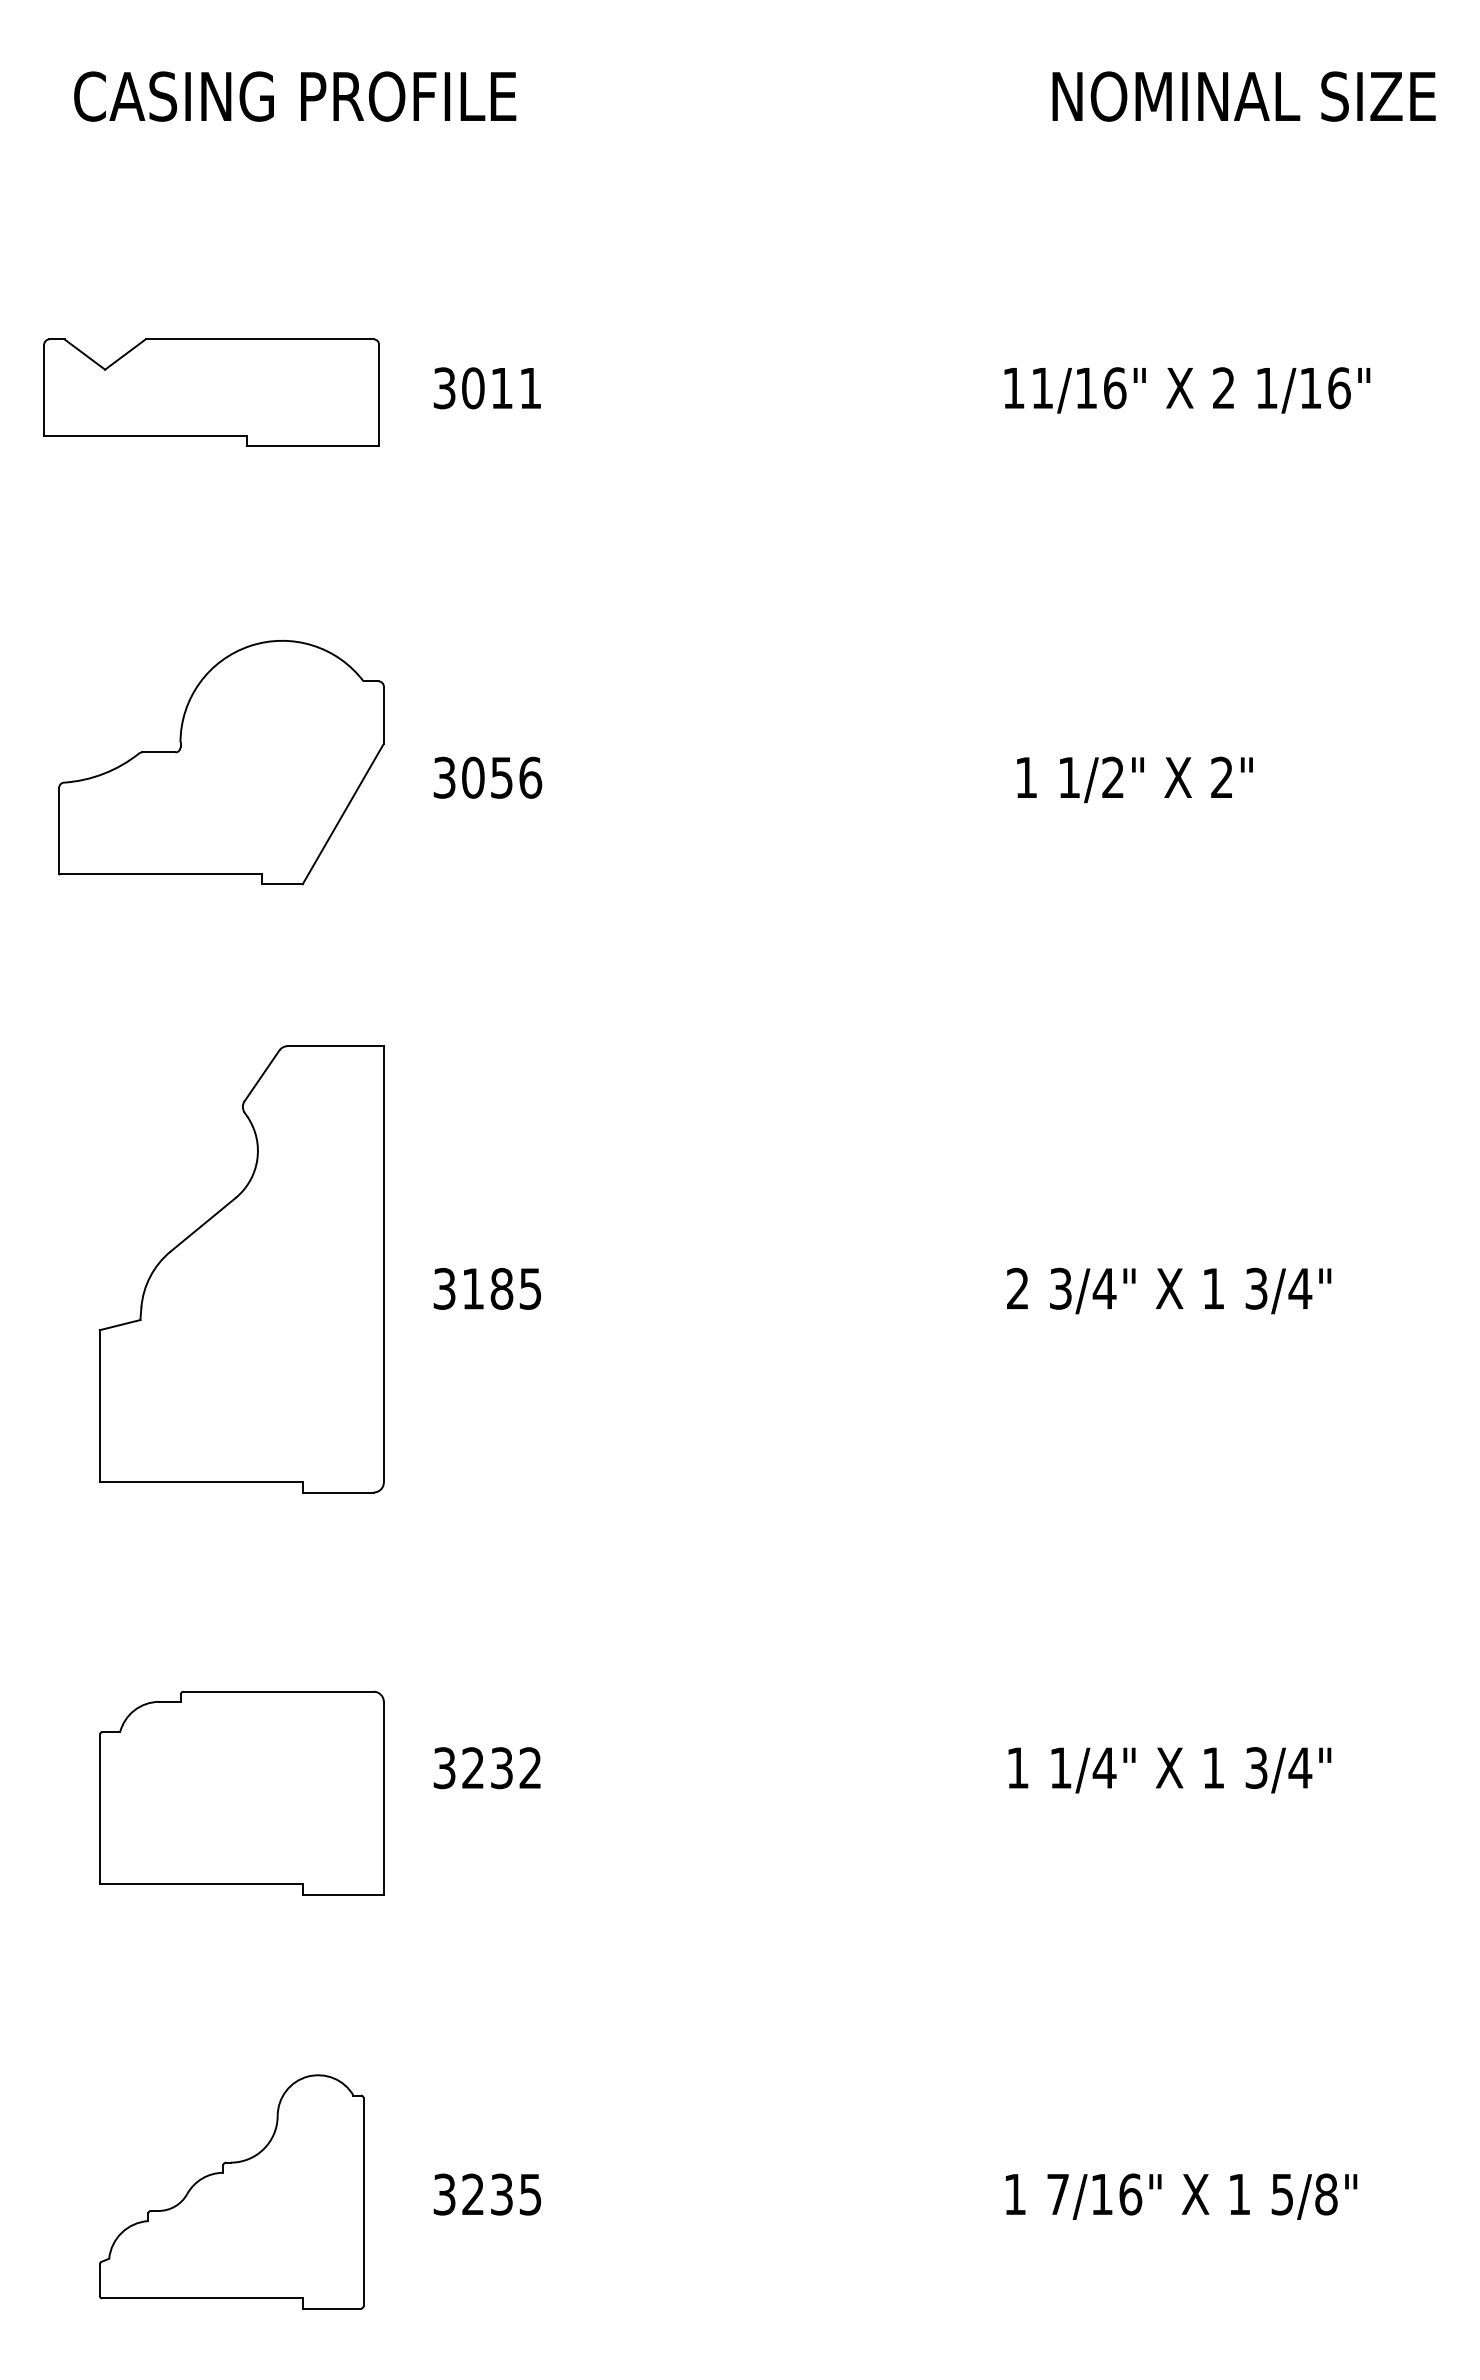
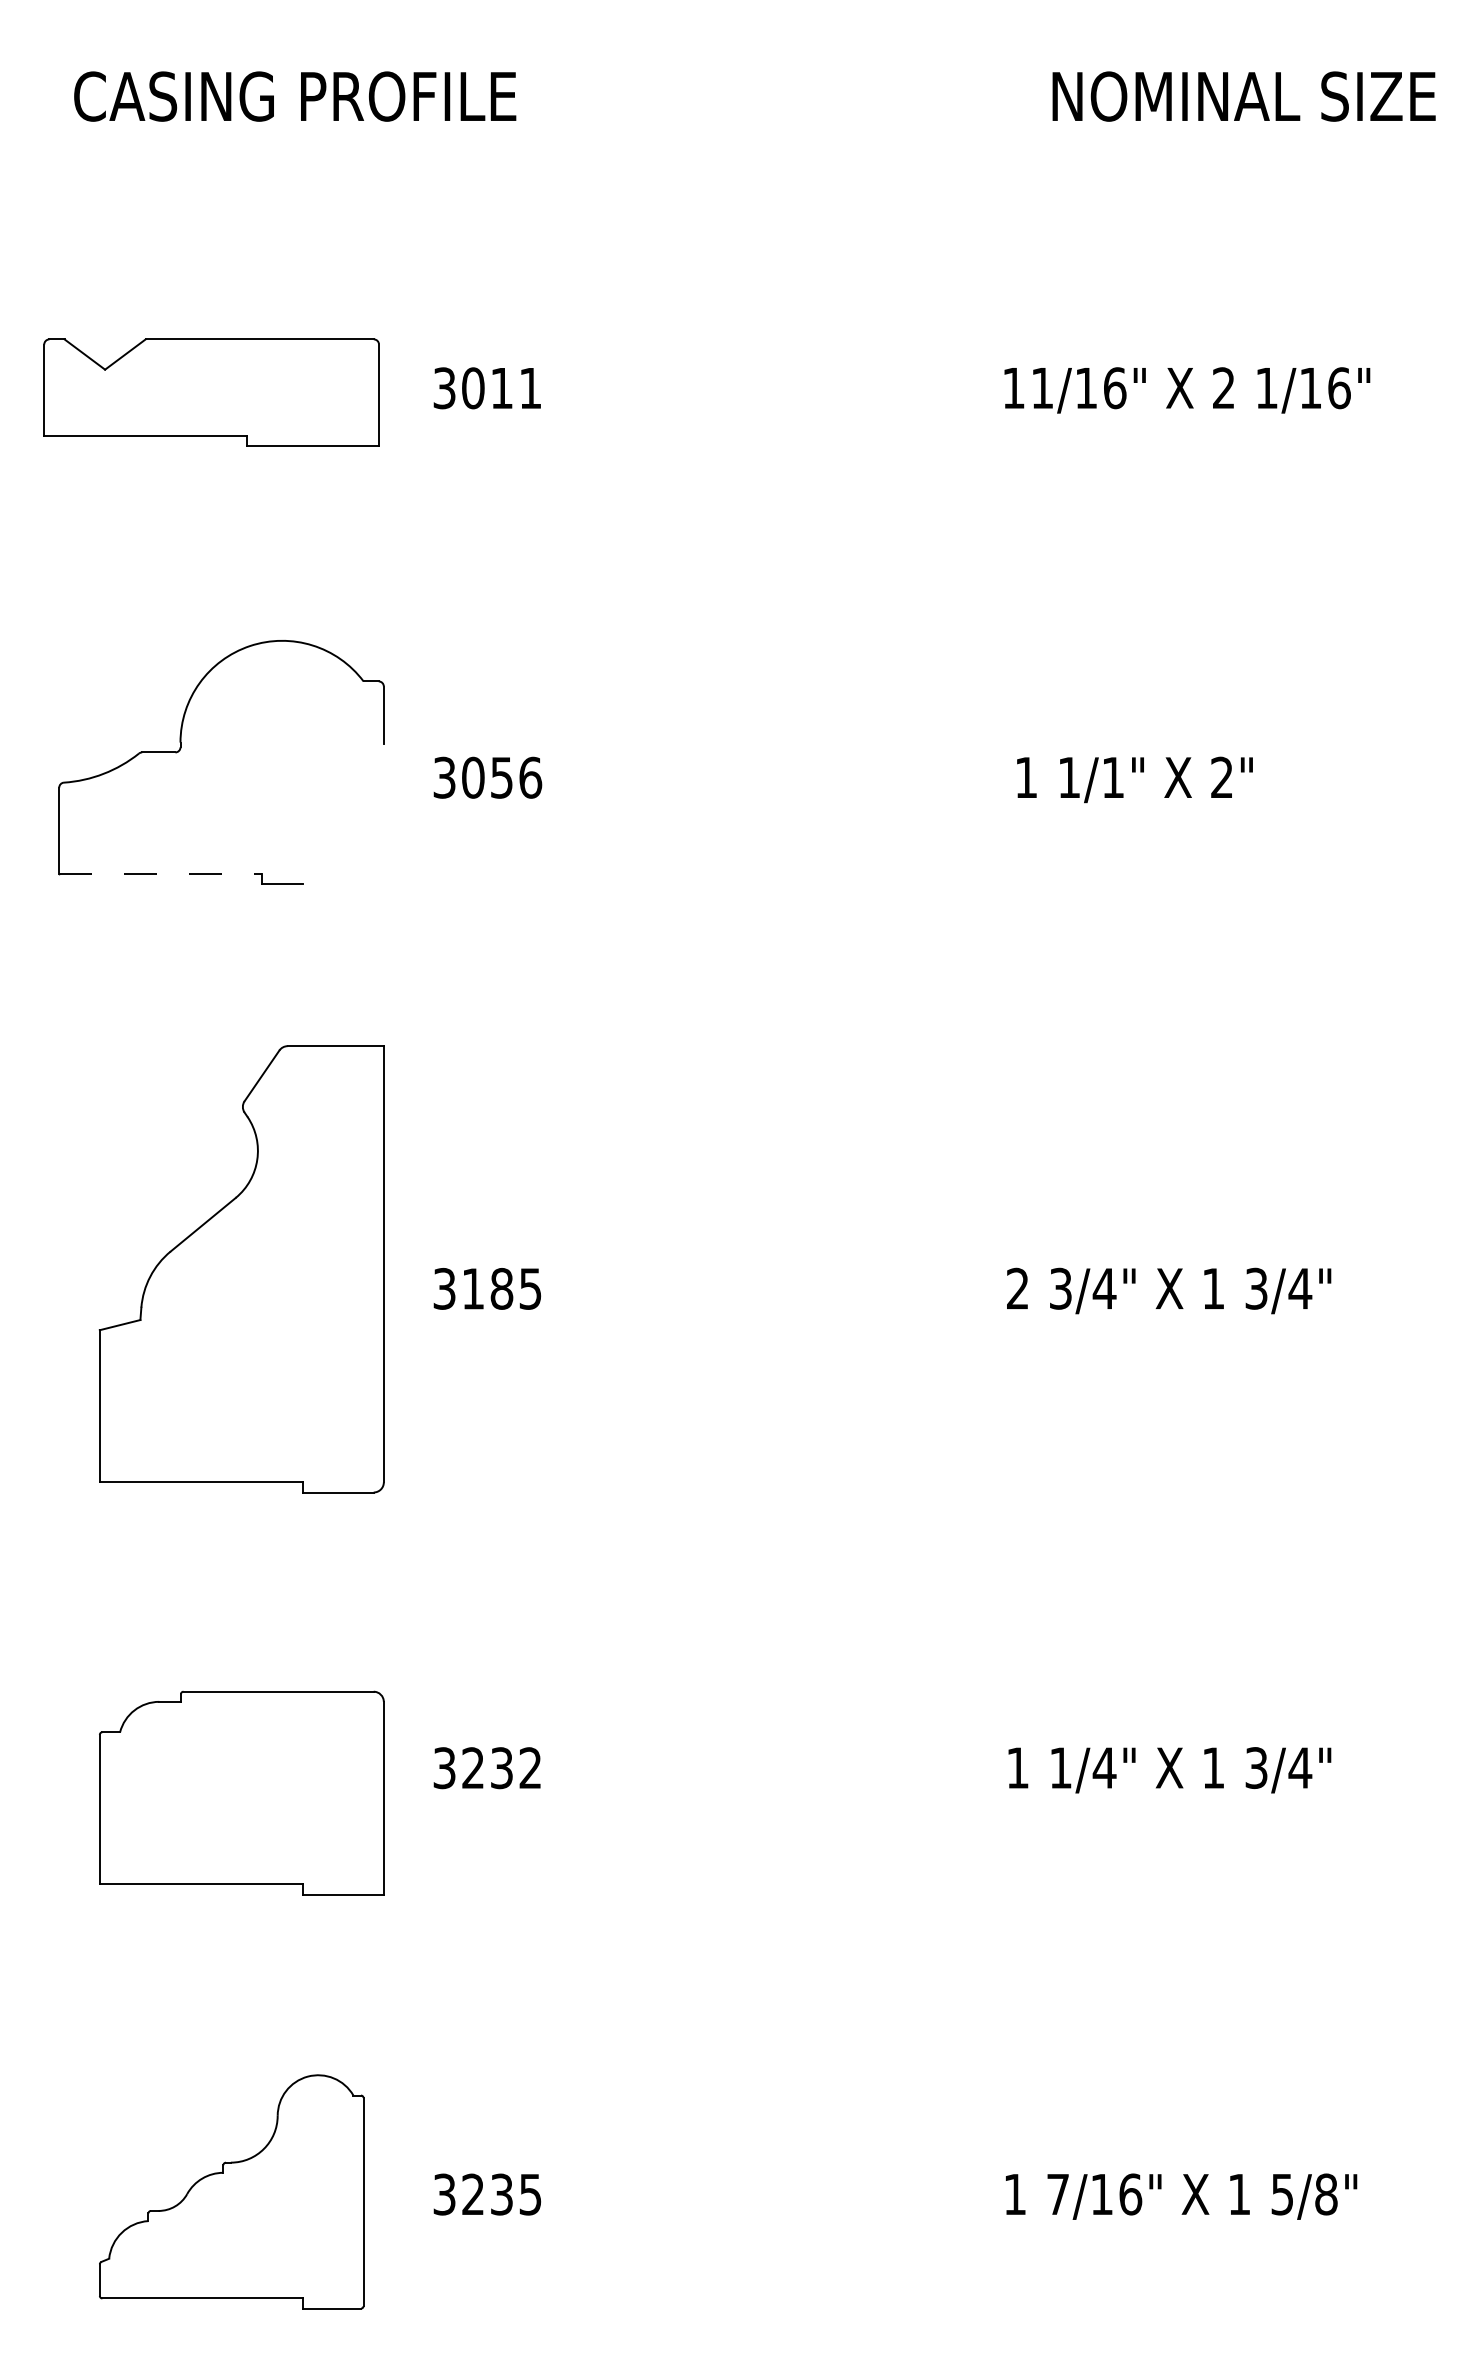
text: 1/2" -> 1/1" (1112, 776)
line: present -> none (342, 813)
line: solid -> dashed (161, 874)
